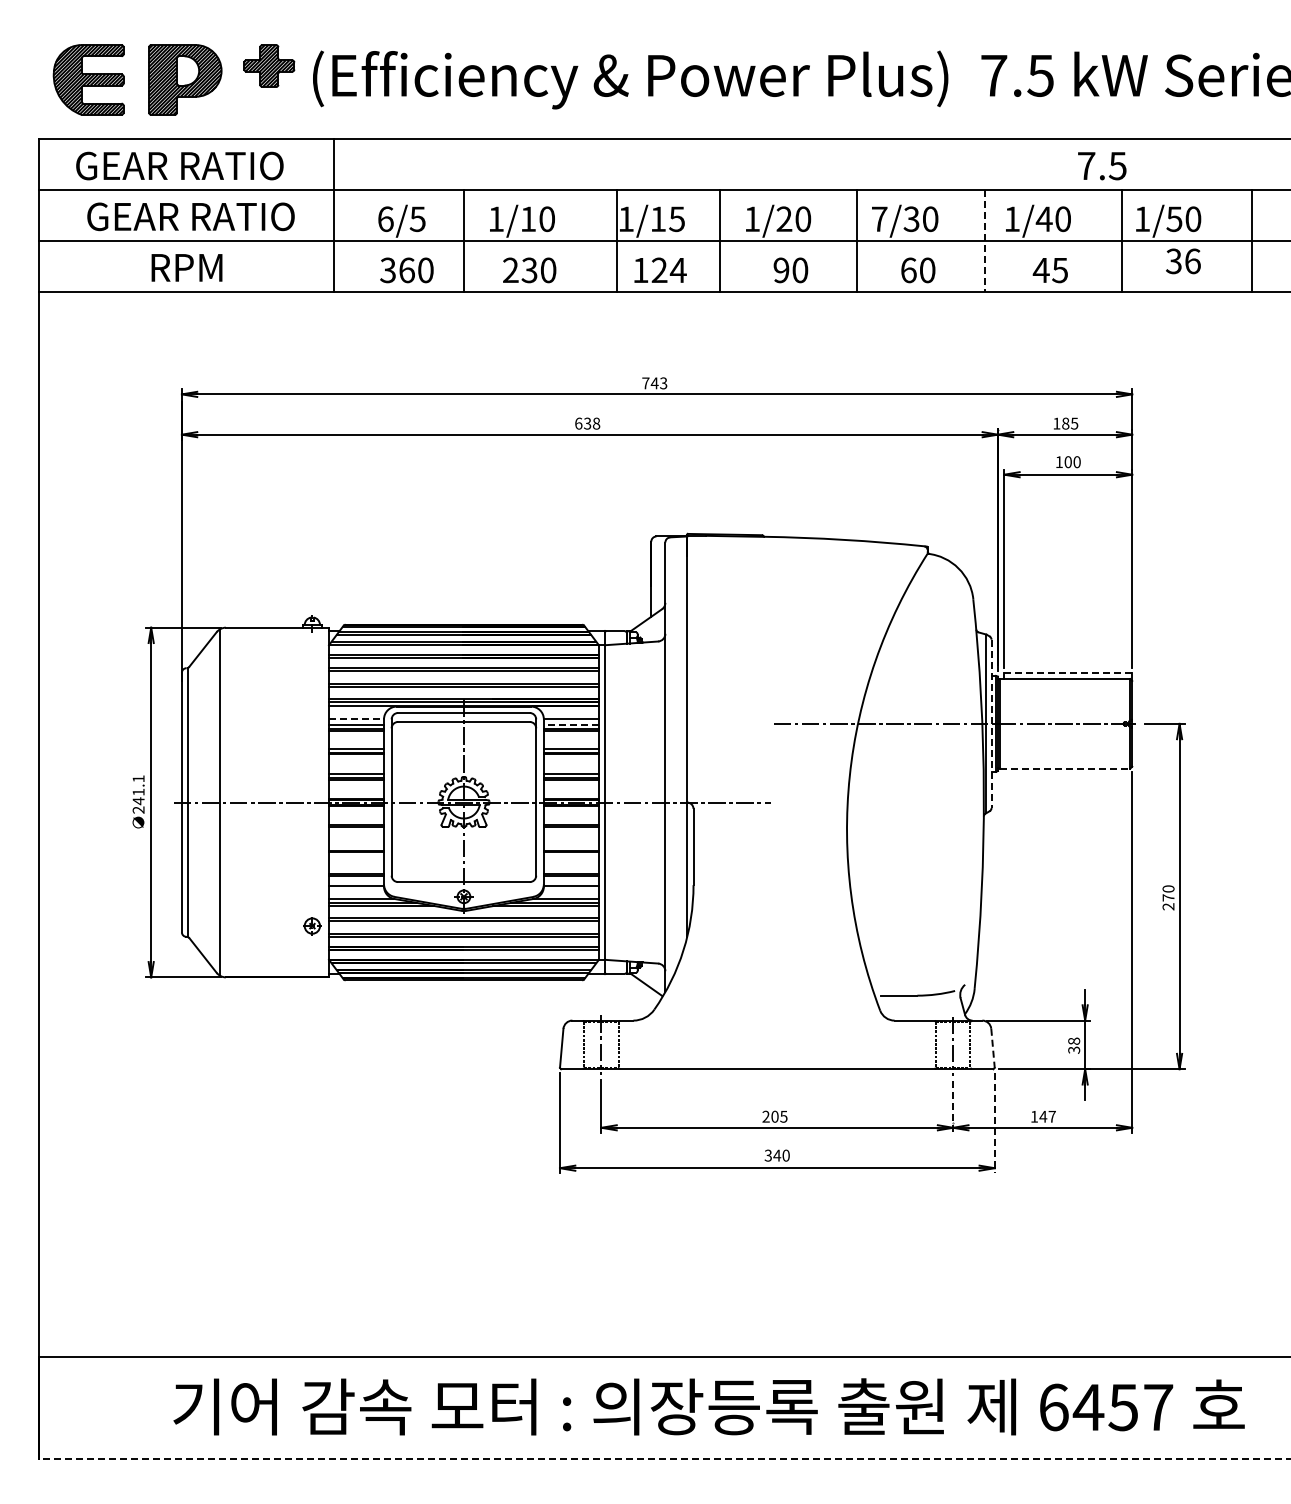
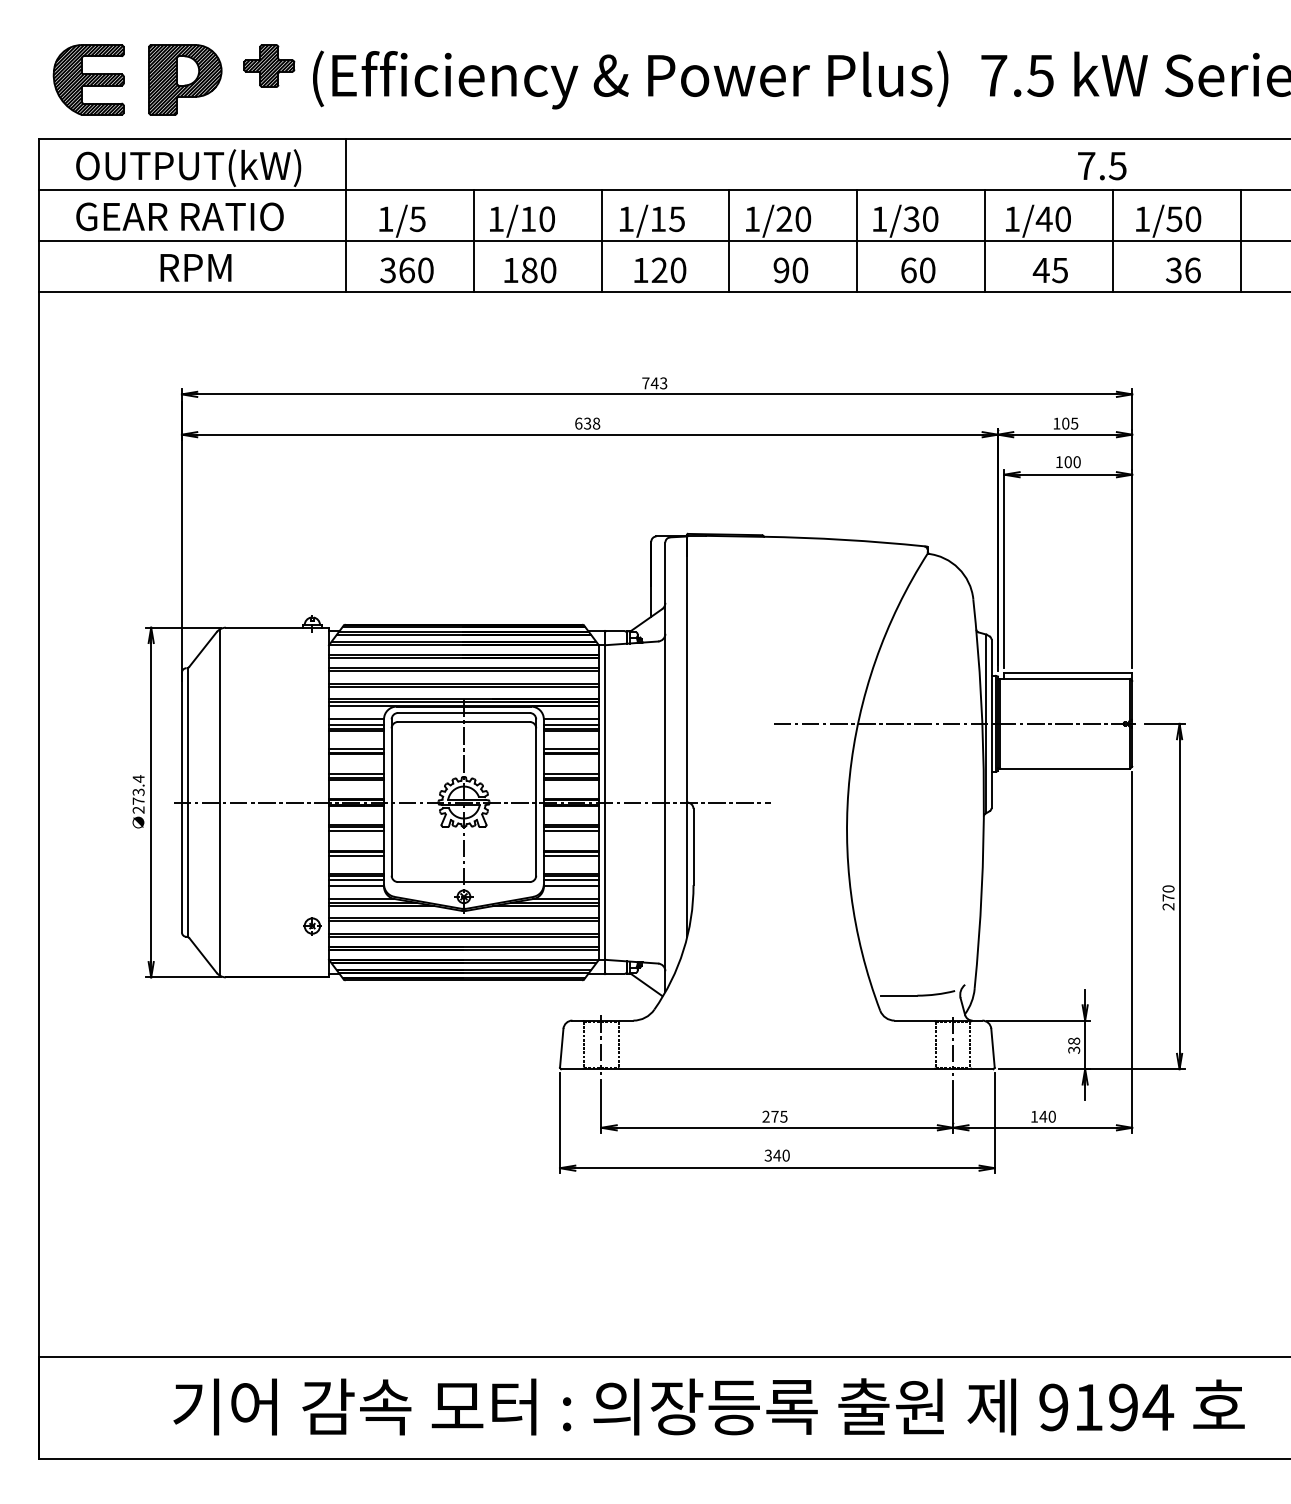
text: GEAR RATIO -> OUTPUT(kW) (189, 168)
line position: (333, 215) -> (345, 215) (345, 215)
text position: (190, 216) -> (179, 216) (179, 216)
text: 7/30 -> 1/30 (879, 218)
text: 6/5 -> 1/5 (385, 219)
line position: (463, 241) -> (473, 241) (473, 241)
line position: (616, 241) -> (601, 241) (601, 241)
line position: (720, 241) -> (729, 241) (729, 241)
line: dashed -> solid (985, 241)
line position: (1122, 241) -> (1113, 241) (1113, 241)
line position: (1252, 241) -> (1241, 241) (1241, 241)
text position: (1183, 261) -> (1183, 270) (1183, 270)
text position: (186, 267) -> (195, 267) (195, 267)
text: 230 -> 180 (520, 270)
text: 124 -> 120 (677, 270)
text: 185 -> 105 (1065, 423)
line: dashed -> solid (1068, 673)
line: dashed -> solid (357, 719)
line: dashed -> solid (570, 724)
line: dashed -> solid (991, 724)
line: dashed -> solid (1065, 768)
text: 241.1 -> 273.4 (138, 790)
line: none -> present (356, 830)
line: none -> present (570, 830)
line: none -> present (356, 856)
line: none -> present (570, 856)
line: none -> present (356, 880)
line: none -> present (570, 880)
line: dashed -> solid (993, 1048)
line: dashed -> solid (953, 1107)
text: 205 -> 275 (774, 1116)
text: 147 -> 140 (1051, 1116)
line: dashed -> solid (994, 1123)
text: 6457 -> 9194 (1106, 1407)
line: dashed -> solid (664, 1458)
